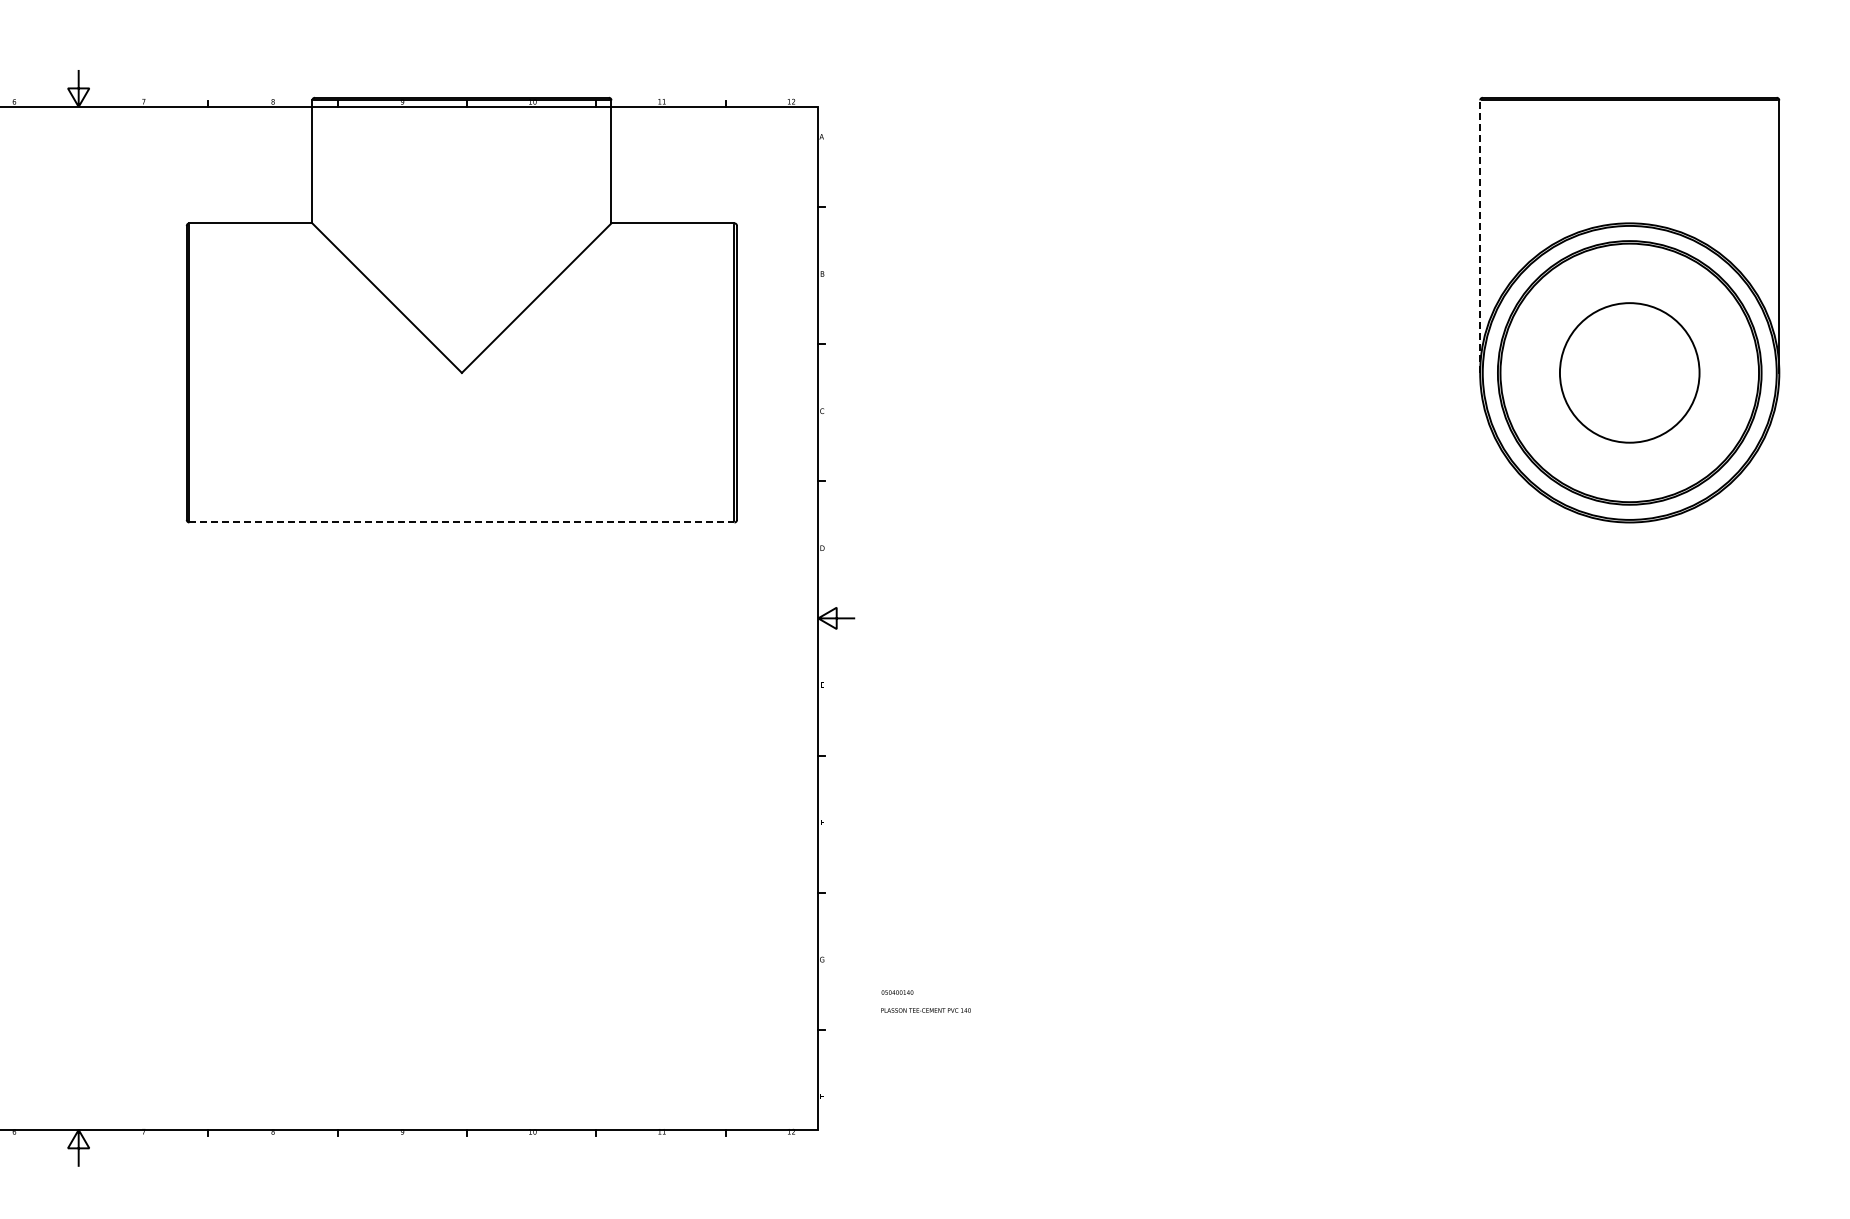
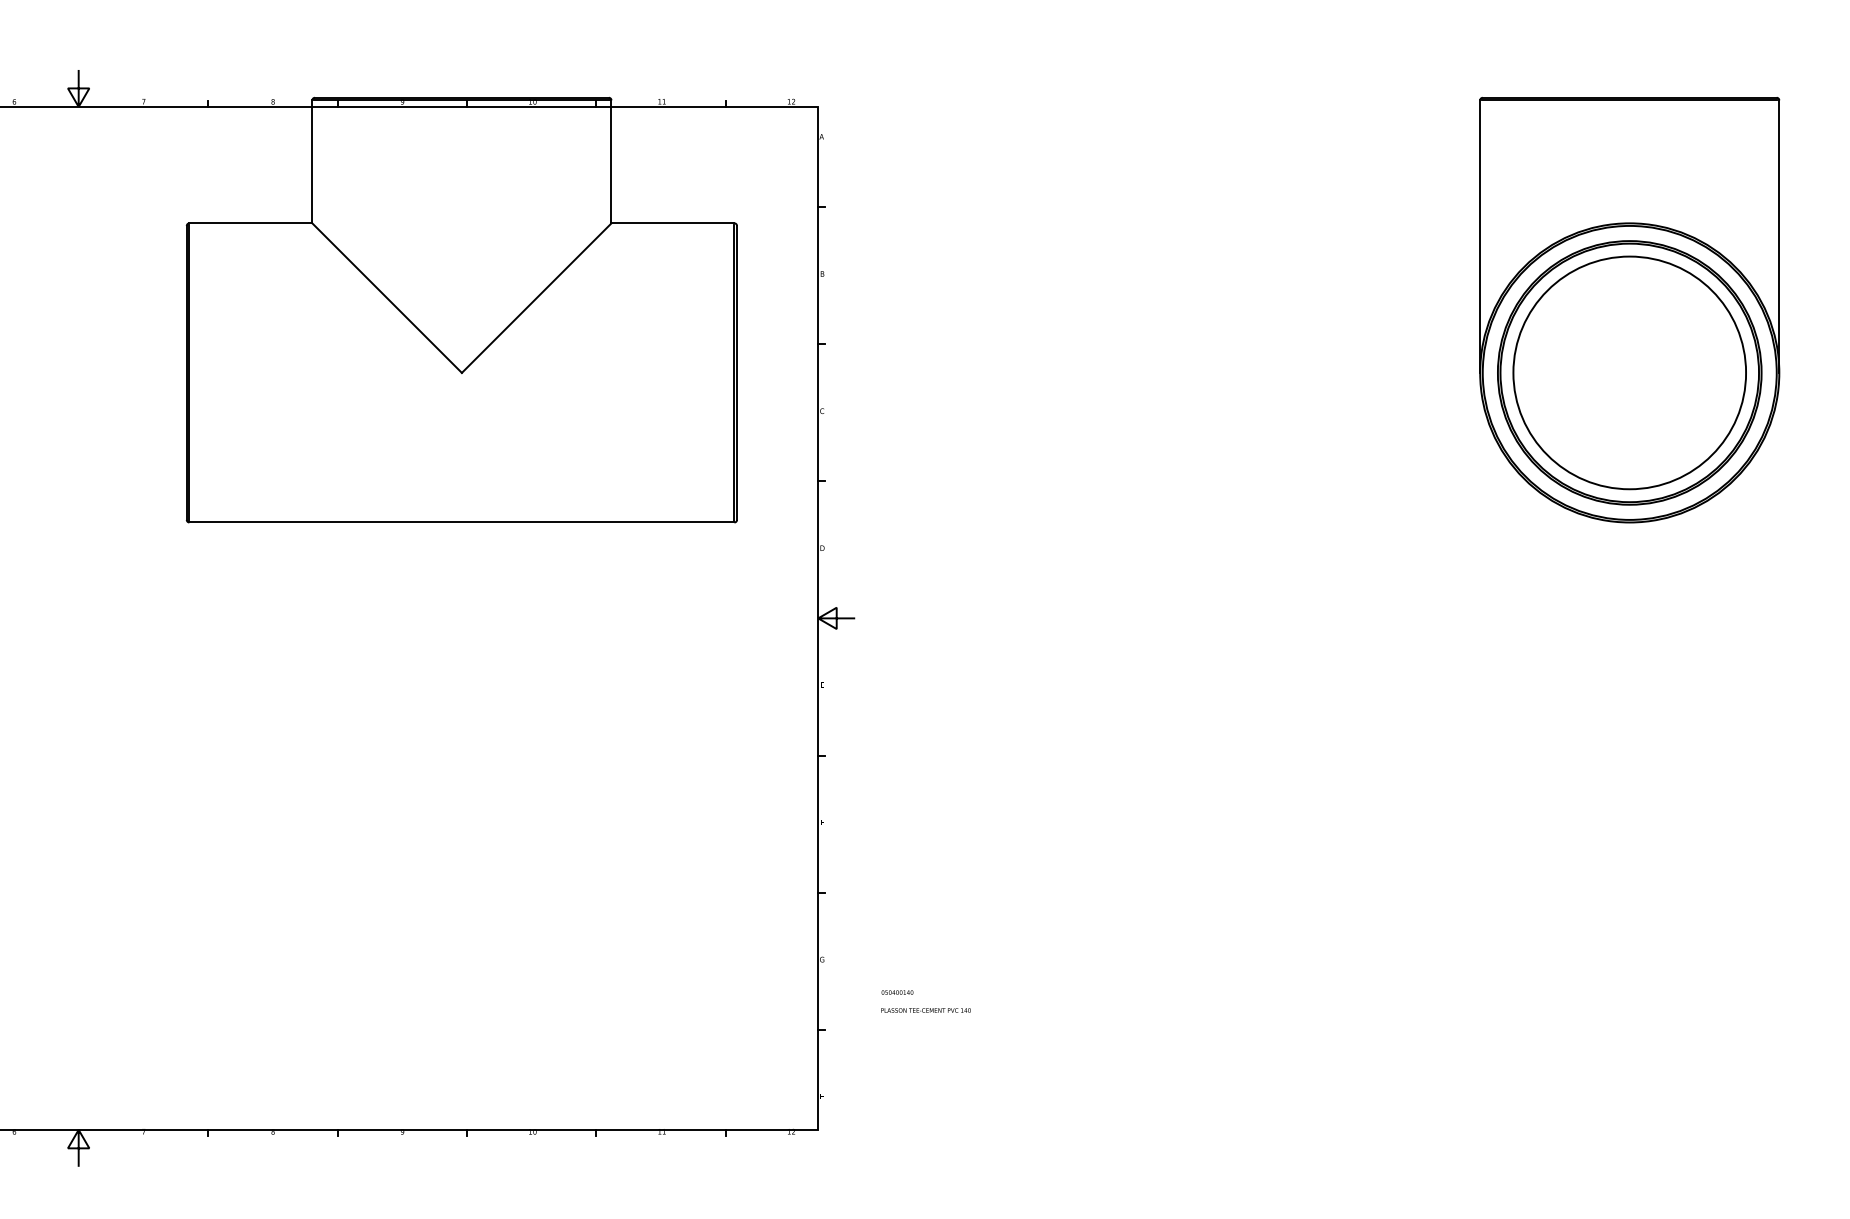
line: dashed -> solid (1480, 236)
circle diameter: 140 px -> 233 px (1629, 372)
line: dashed -> solid (461, 522)
